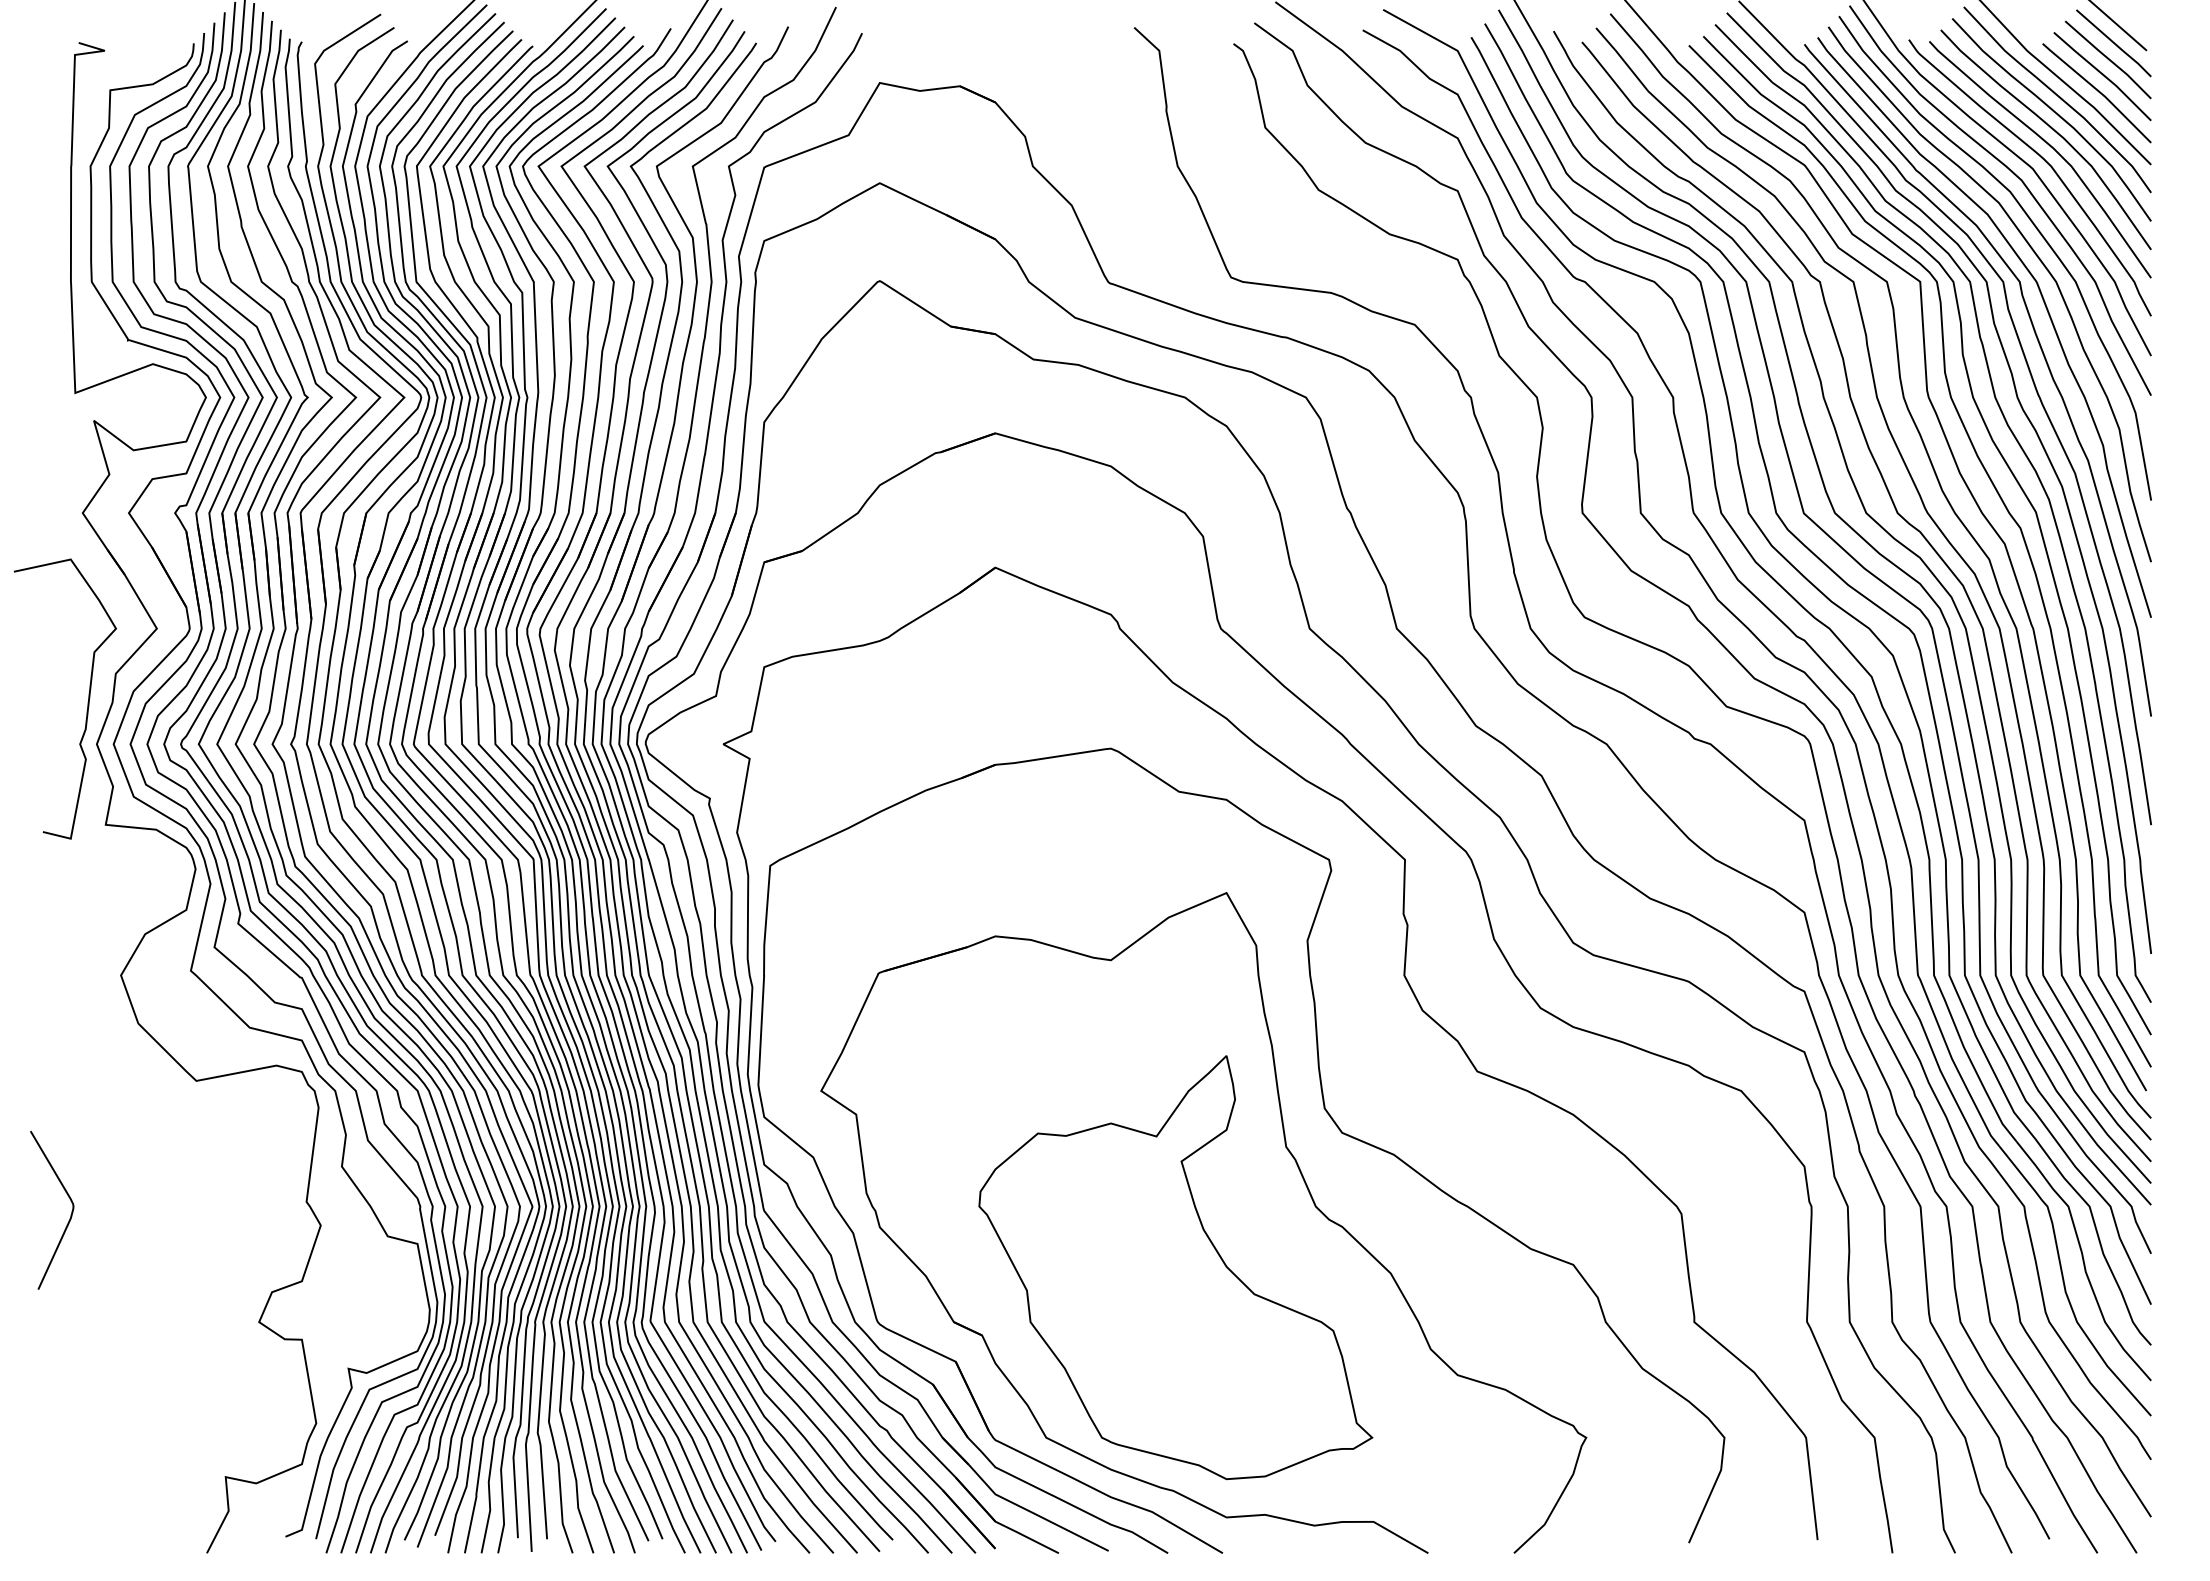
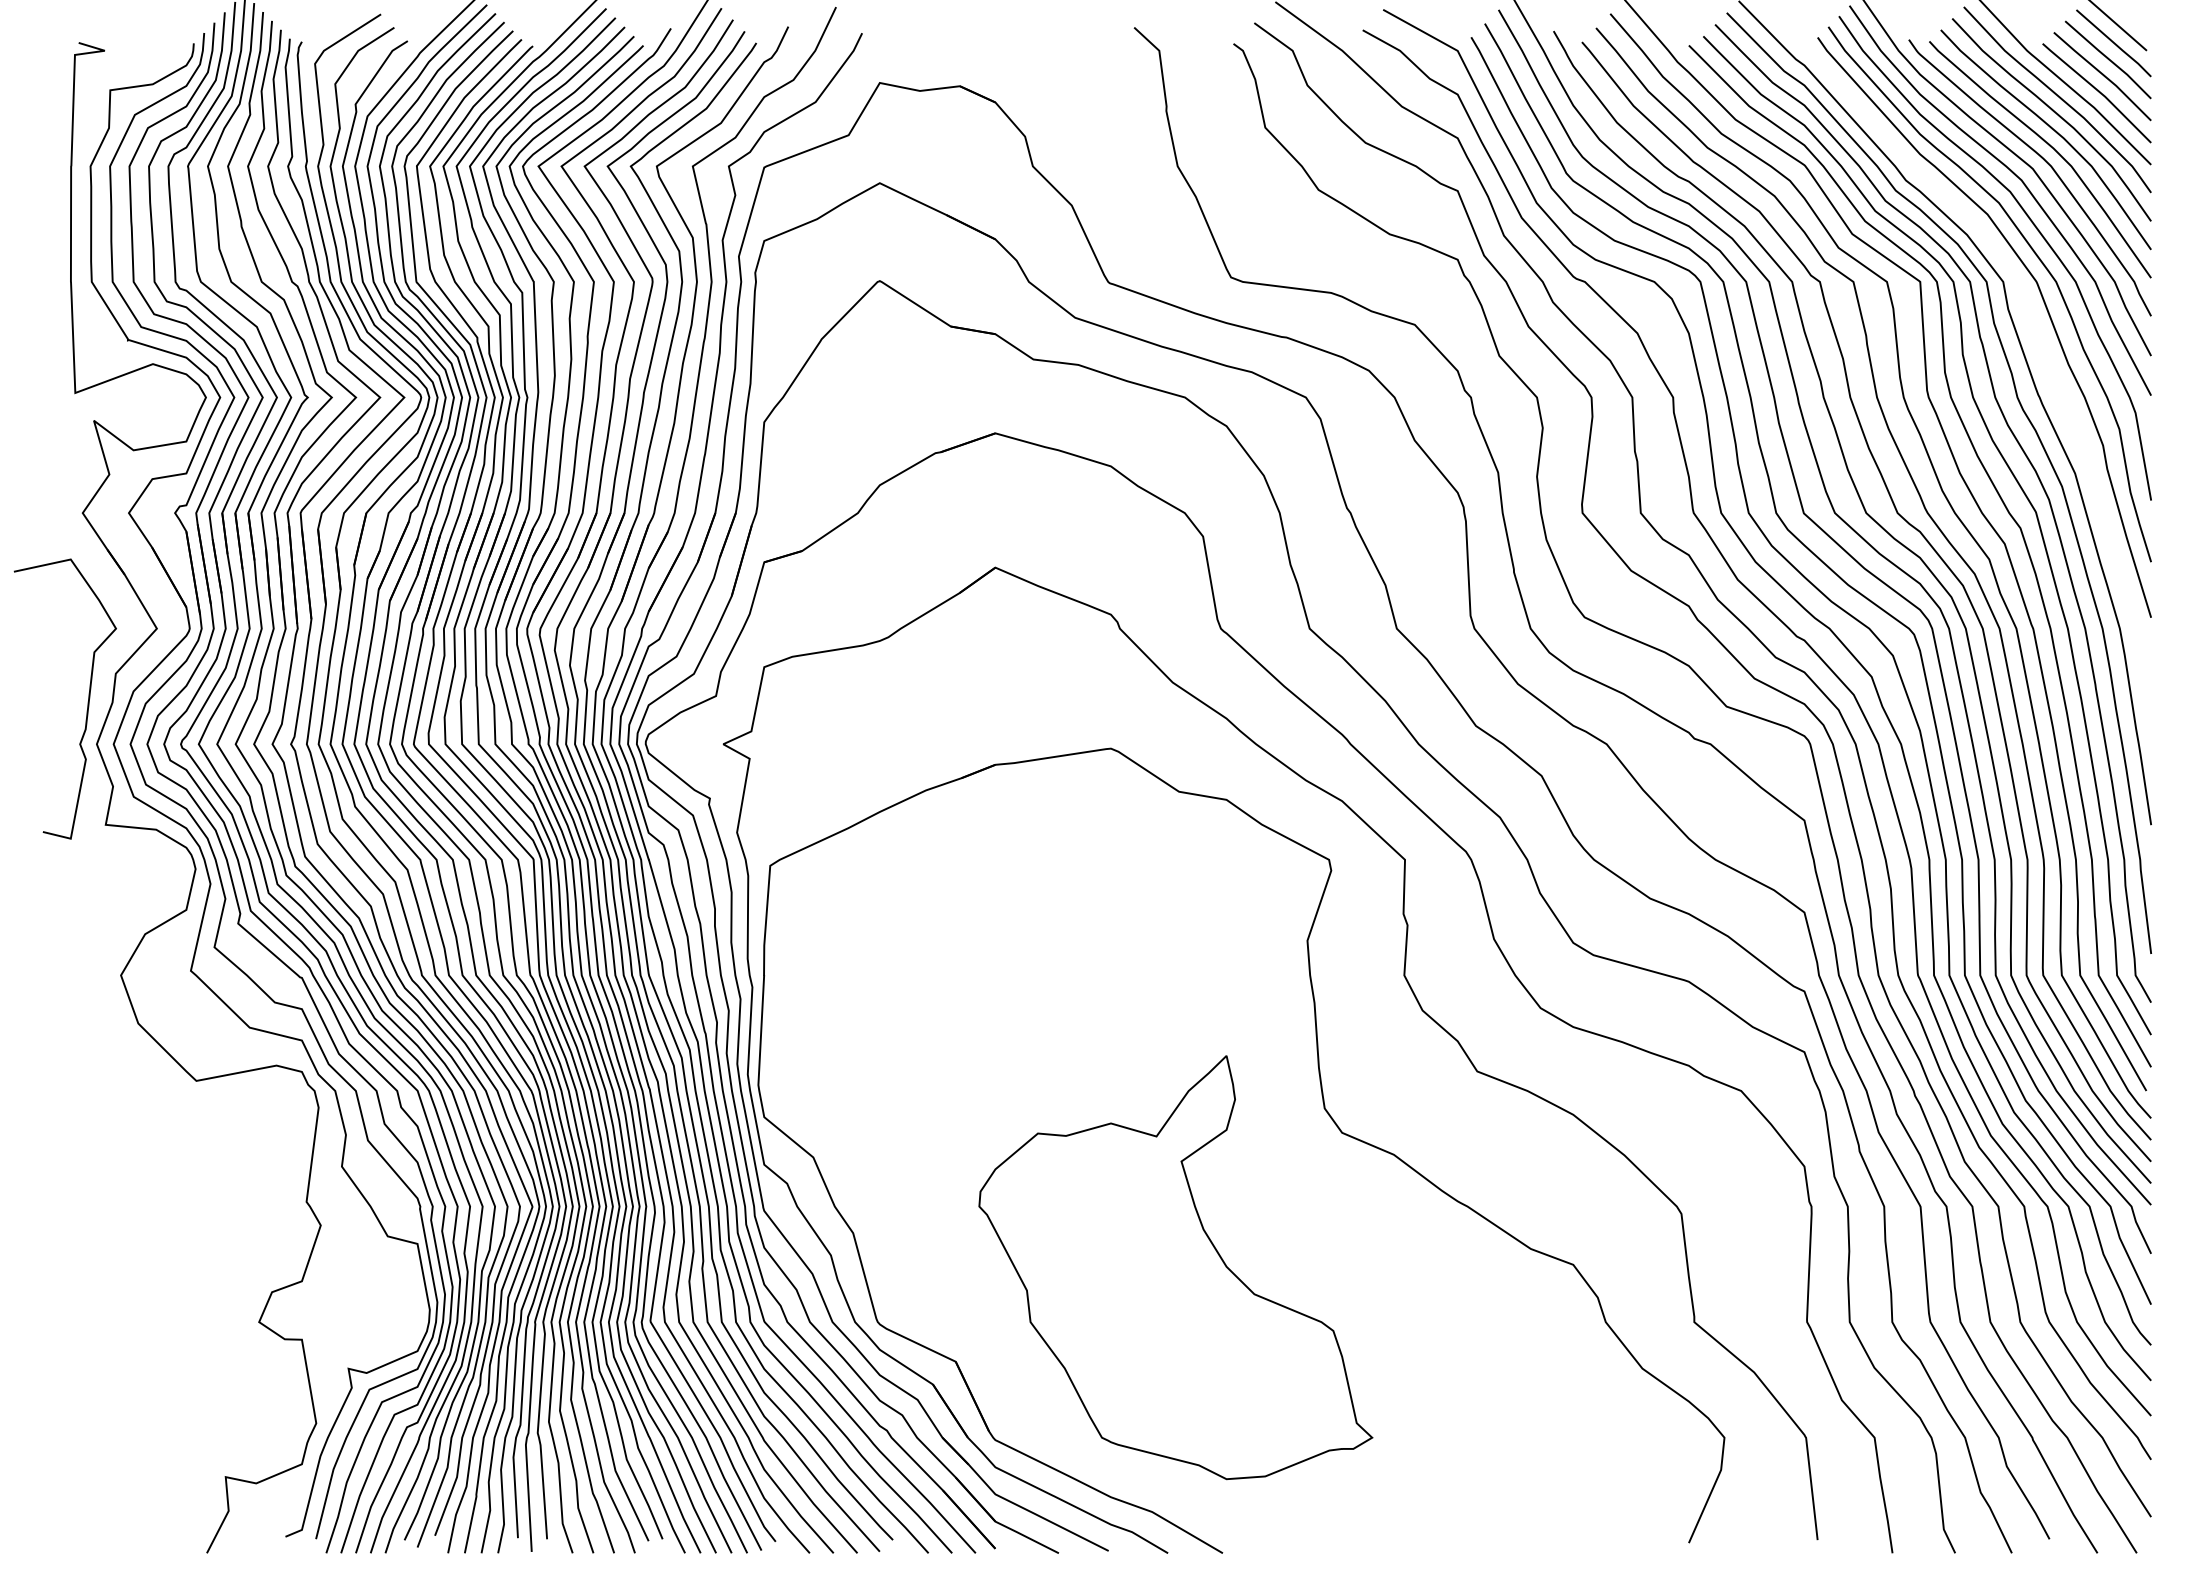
curve: present -> none (2043, 357)
part: present -> none (1303, 1181)
curve: present -> none (70, 1214)
